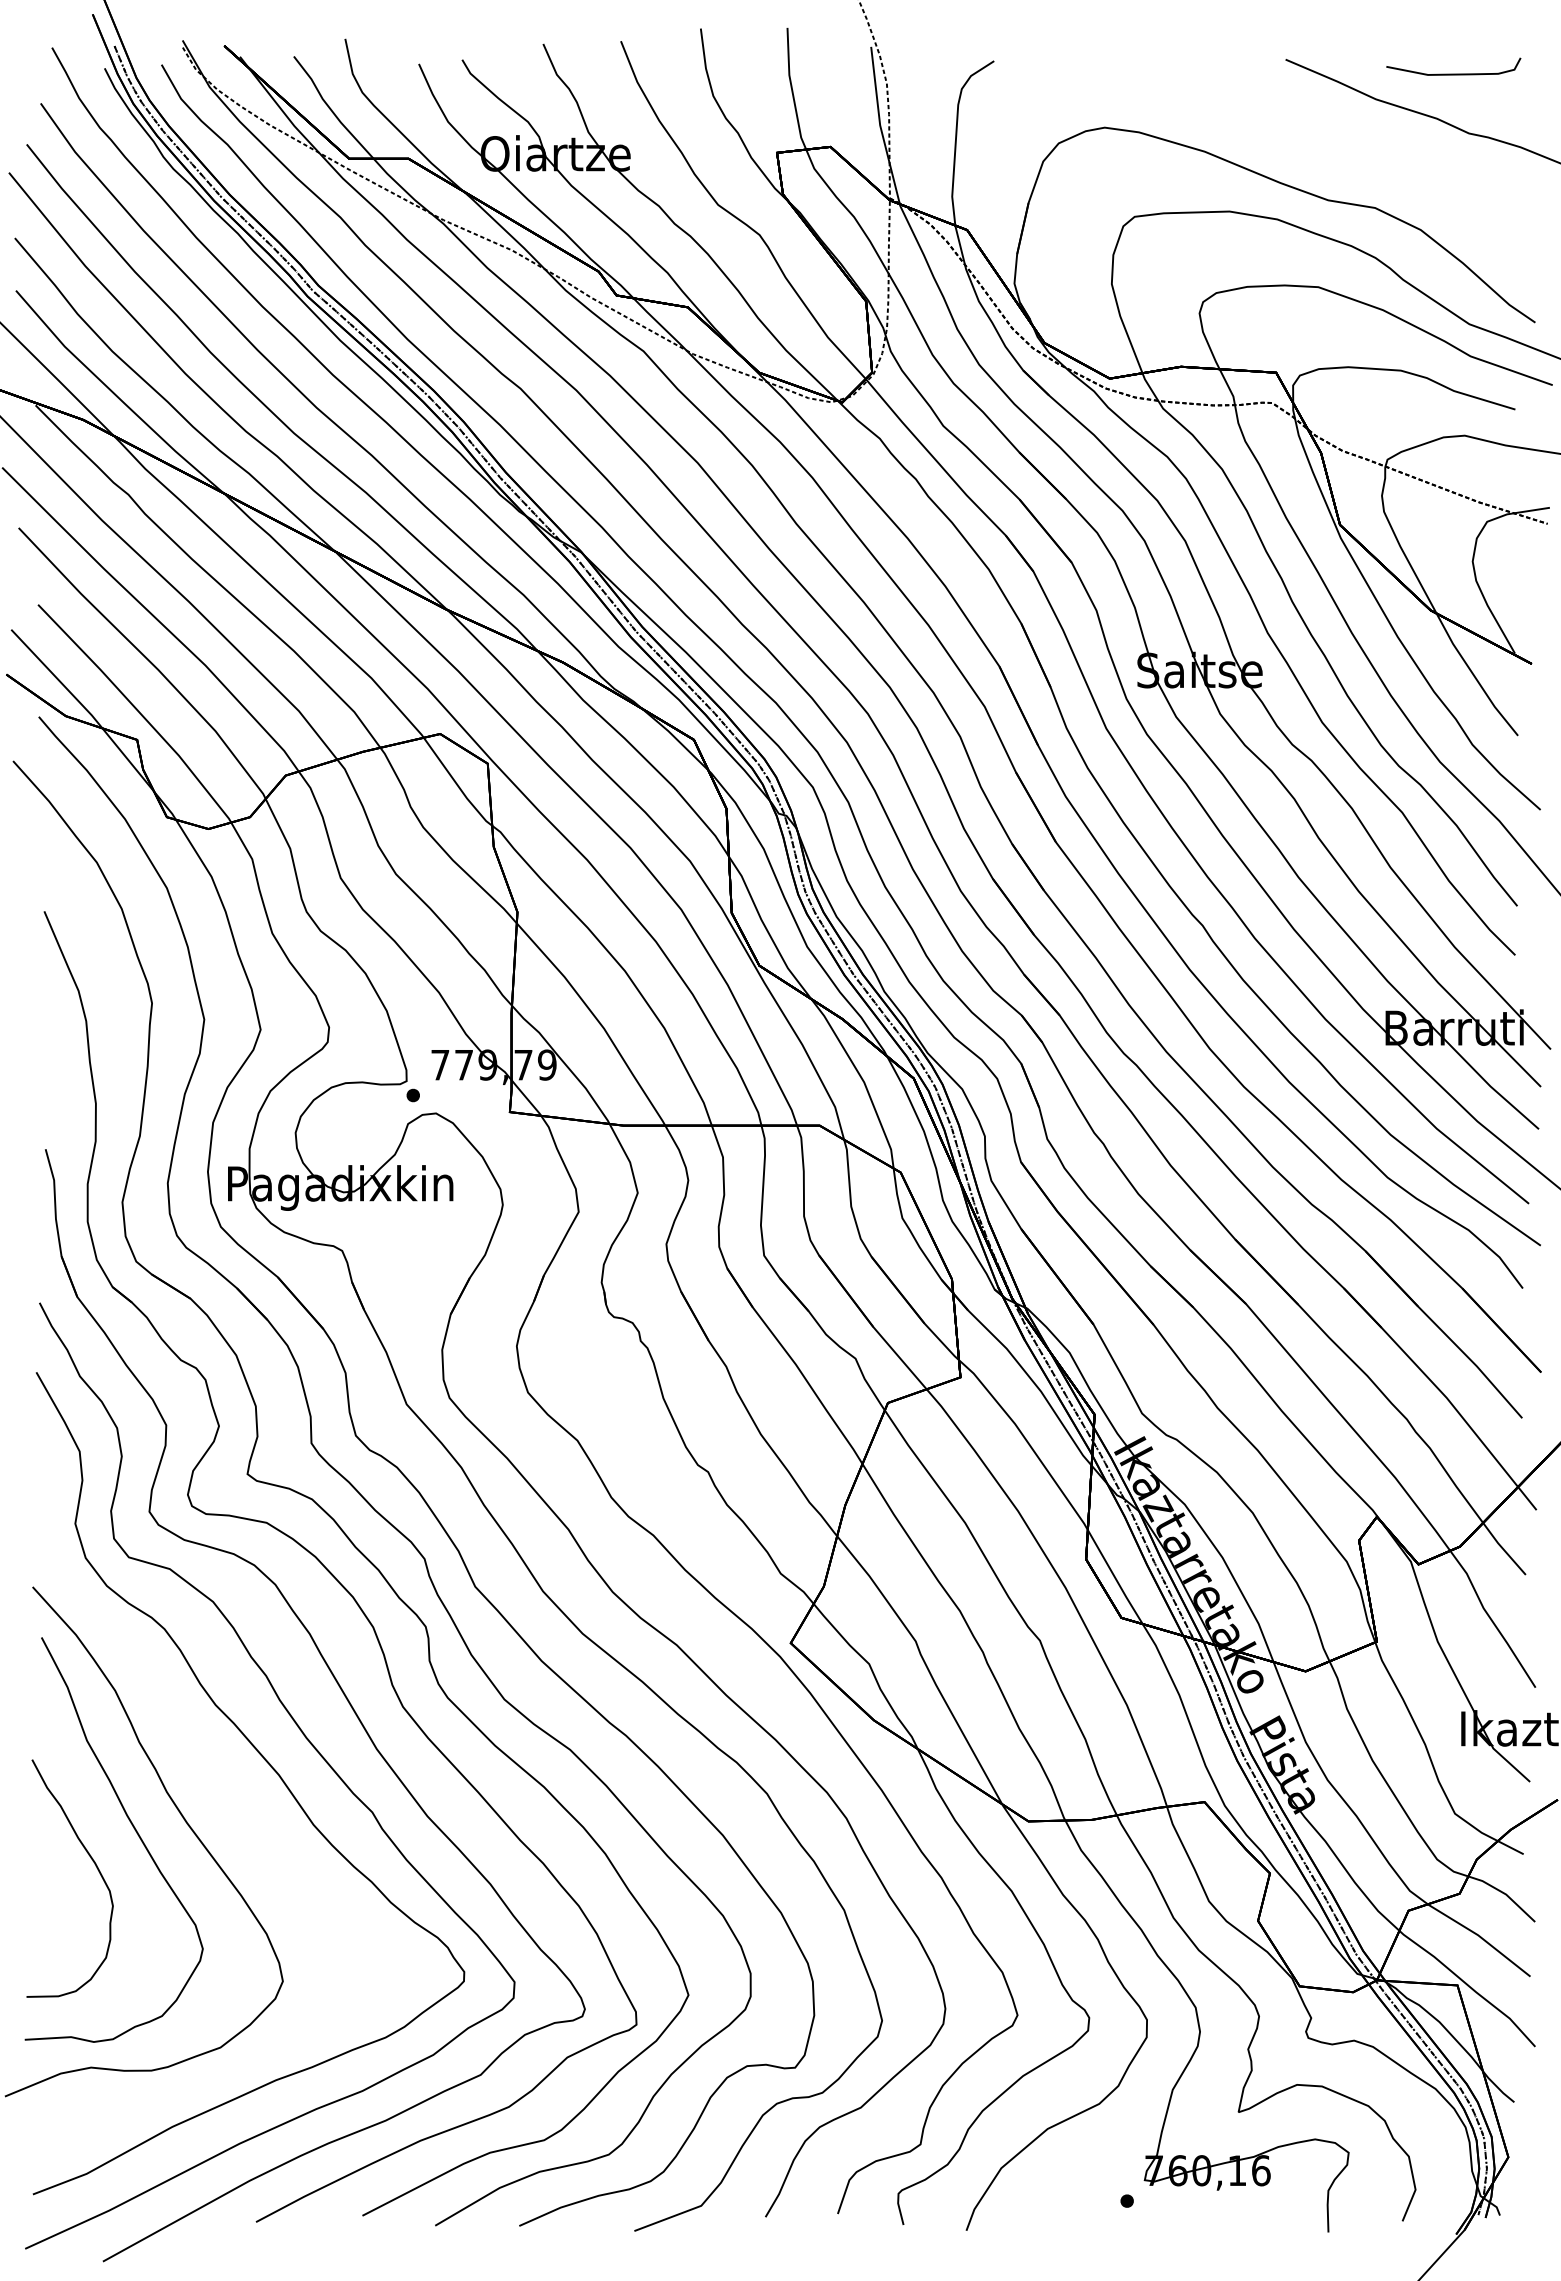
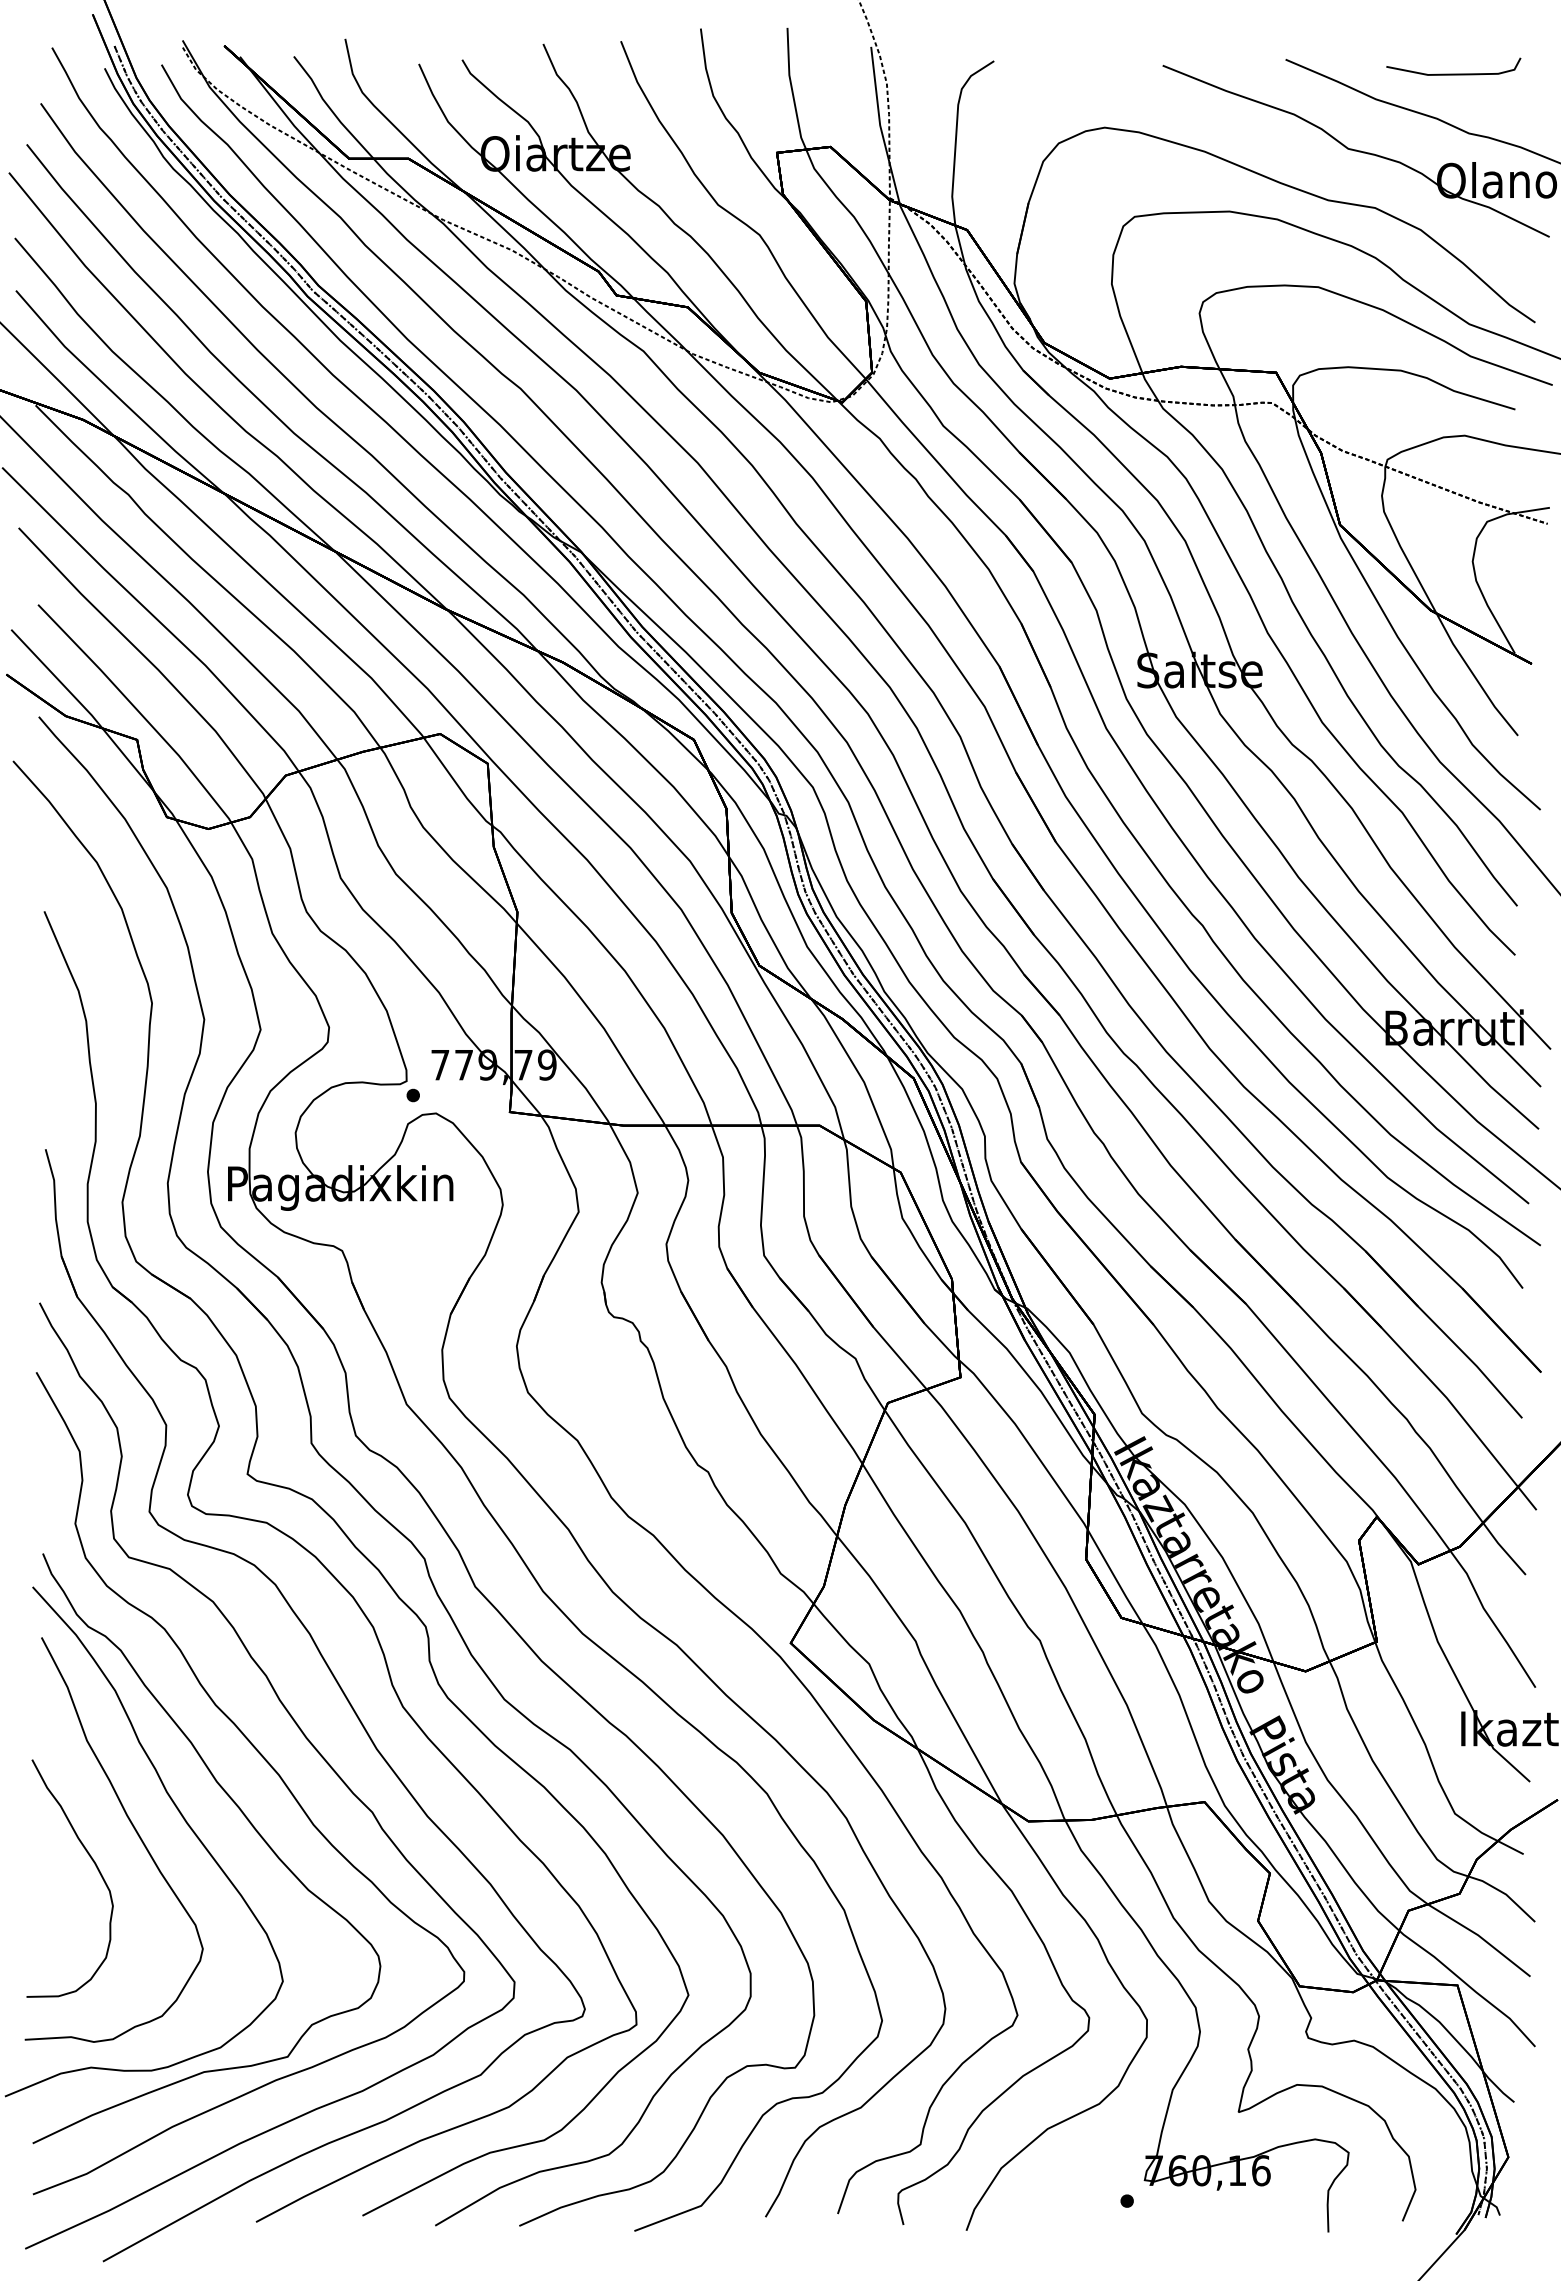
part: none -> present (1359, 151)
curve: none -> present (246, 1819)
